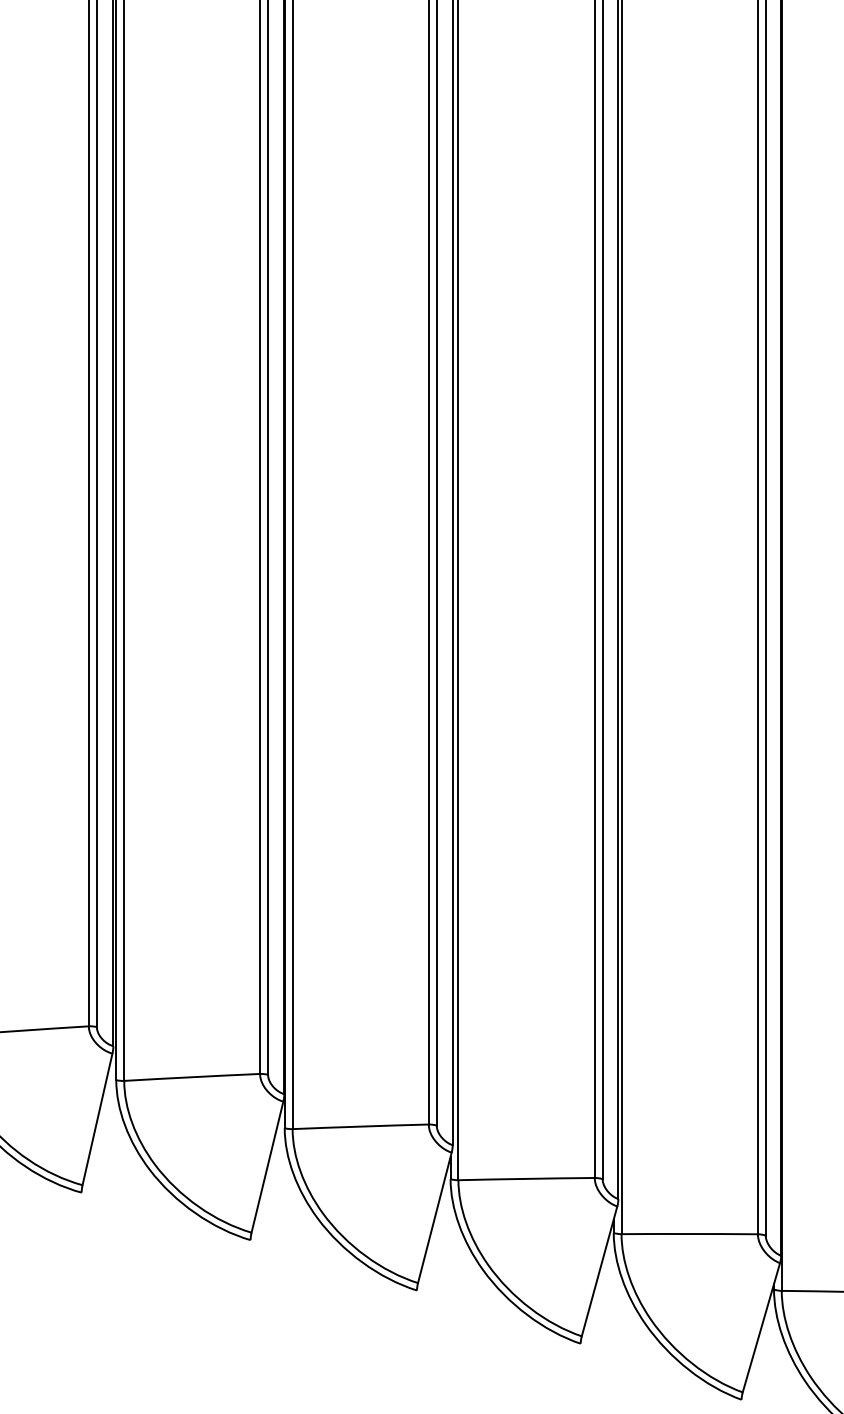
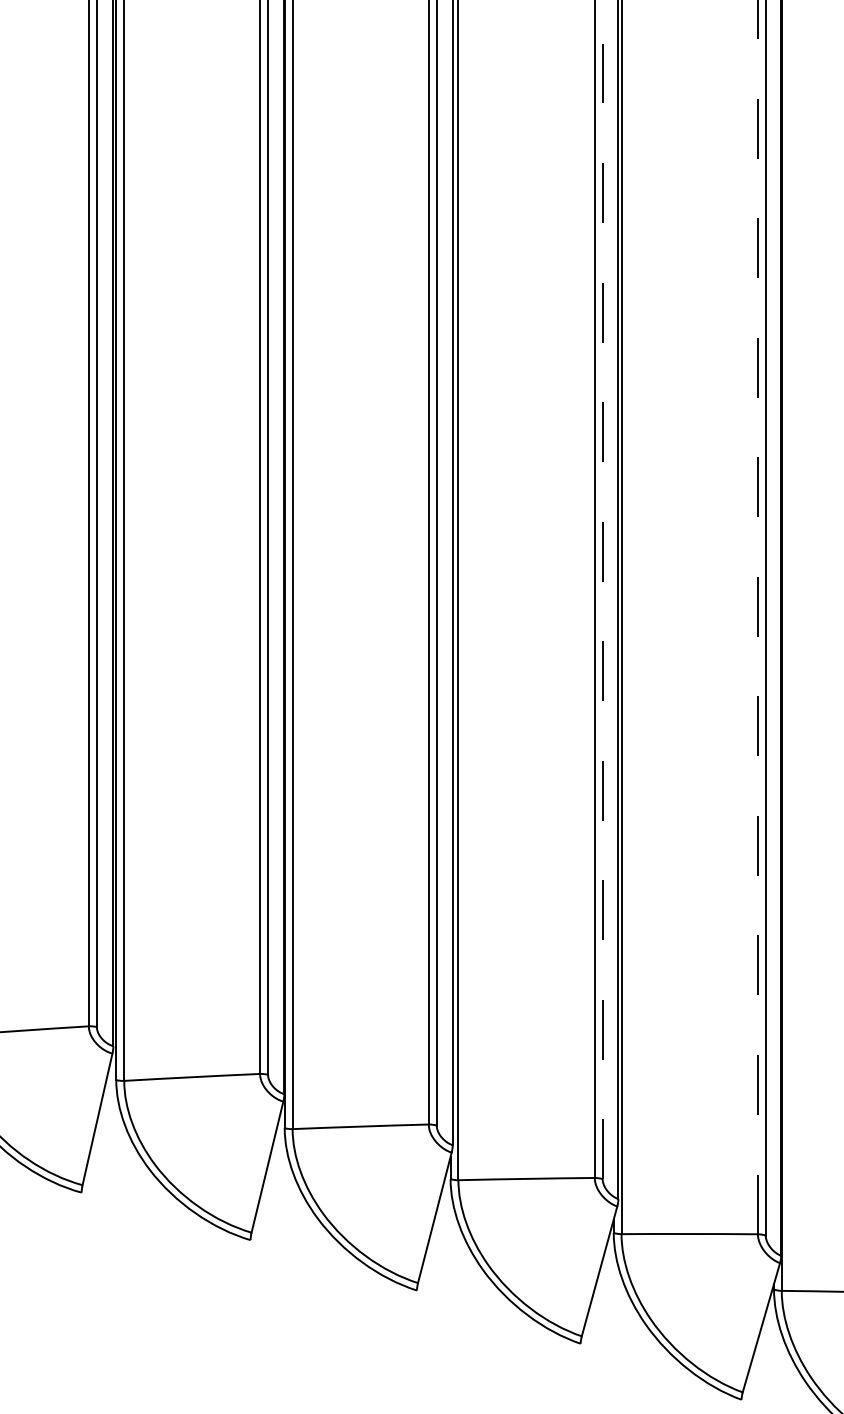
line: solid -> dashed (602, 589)
line: solid -> dashed (757, 617)
